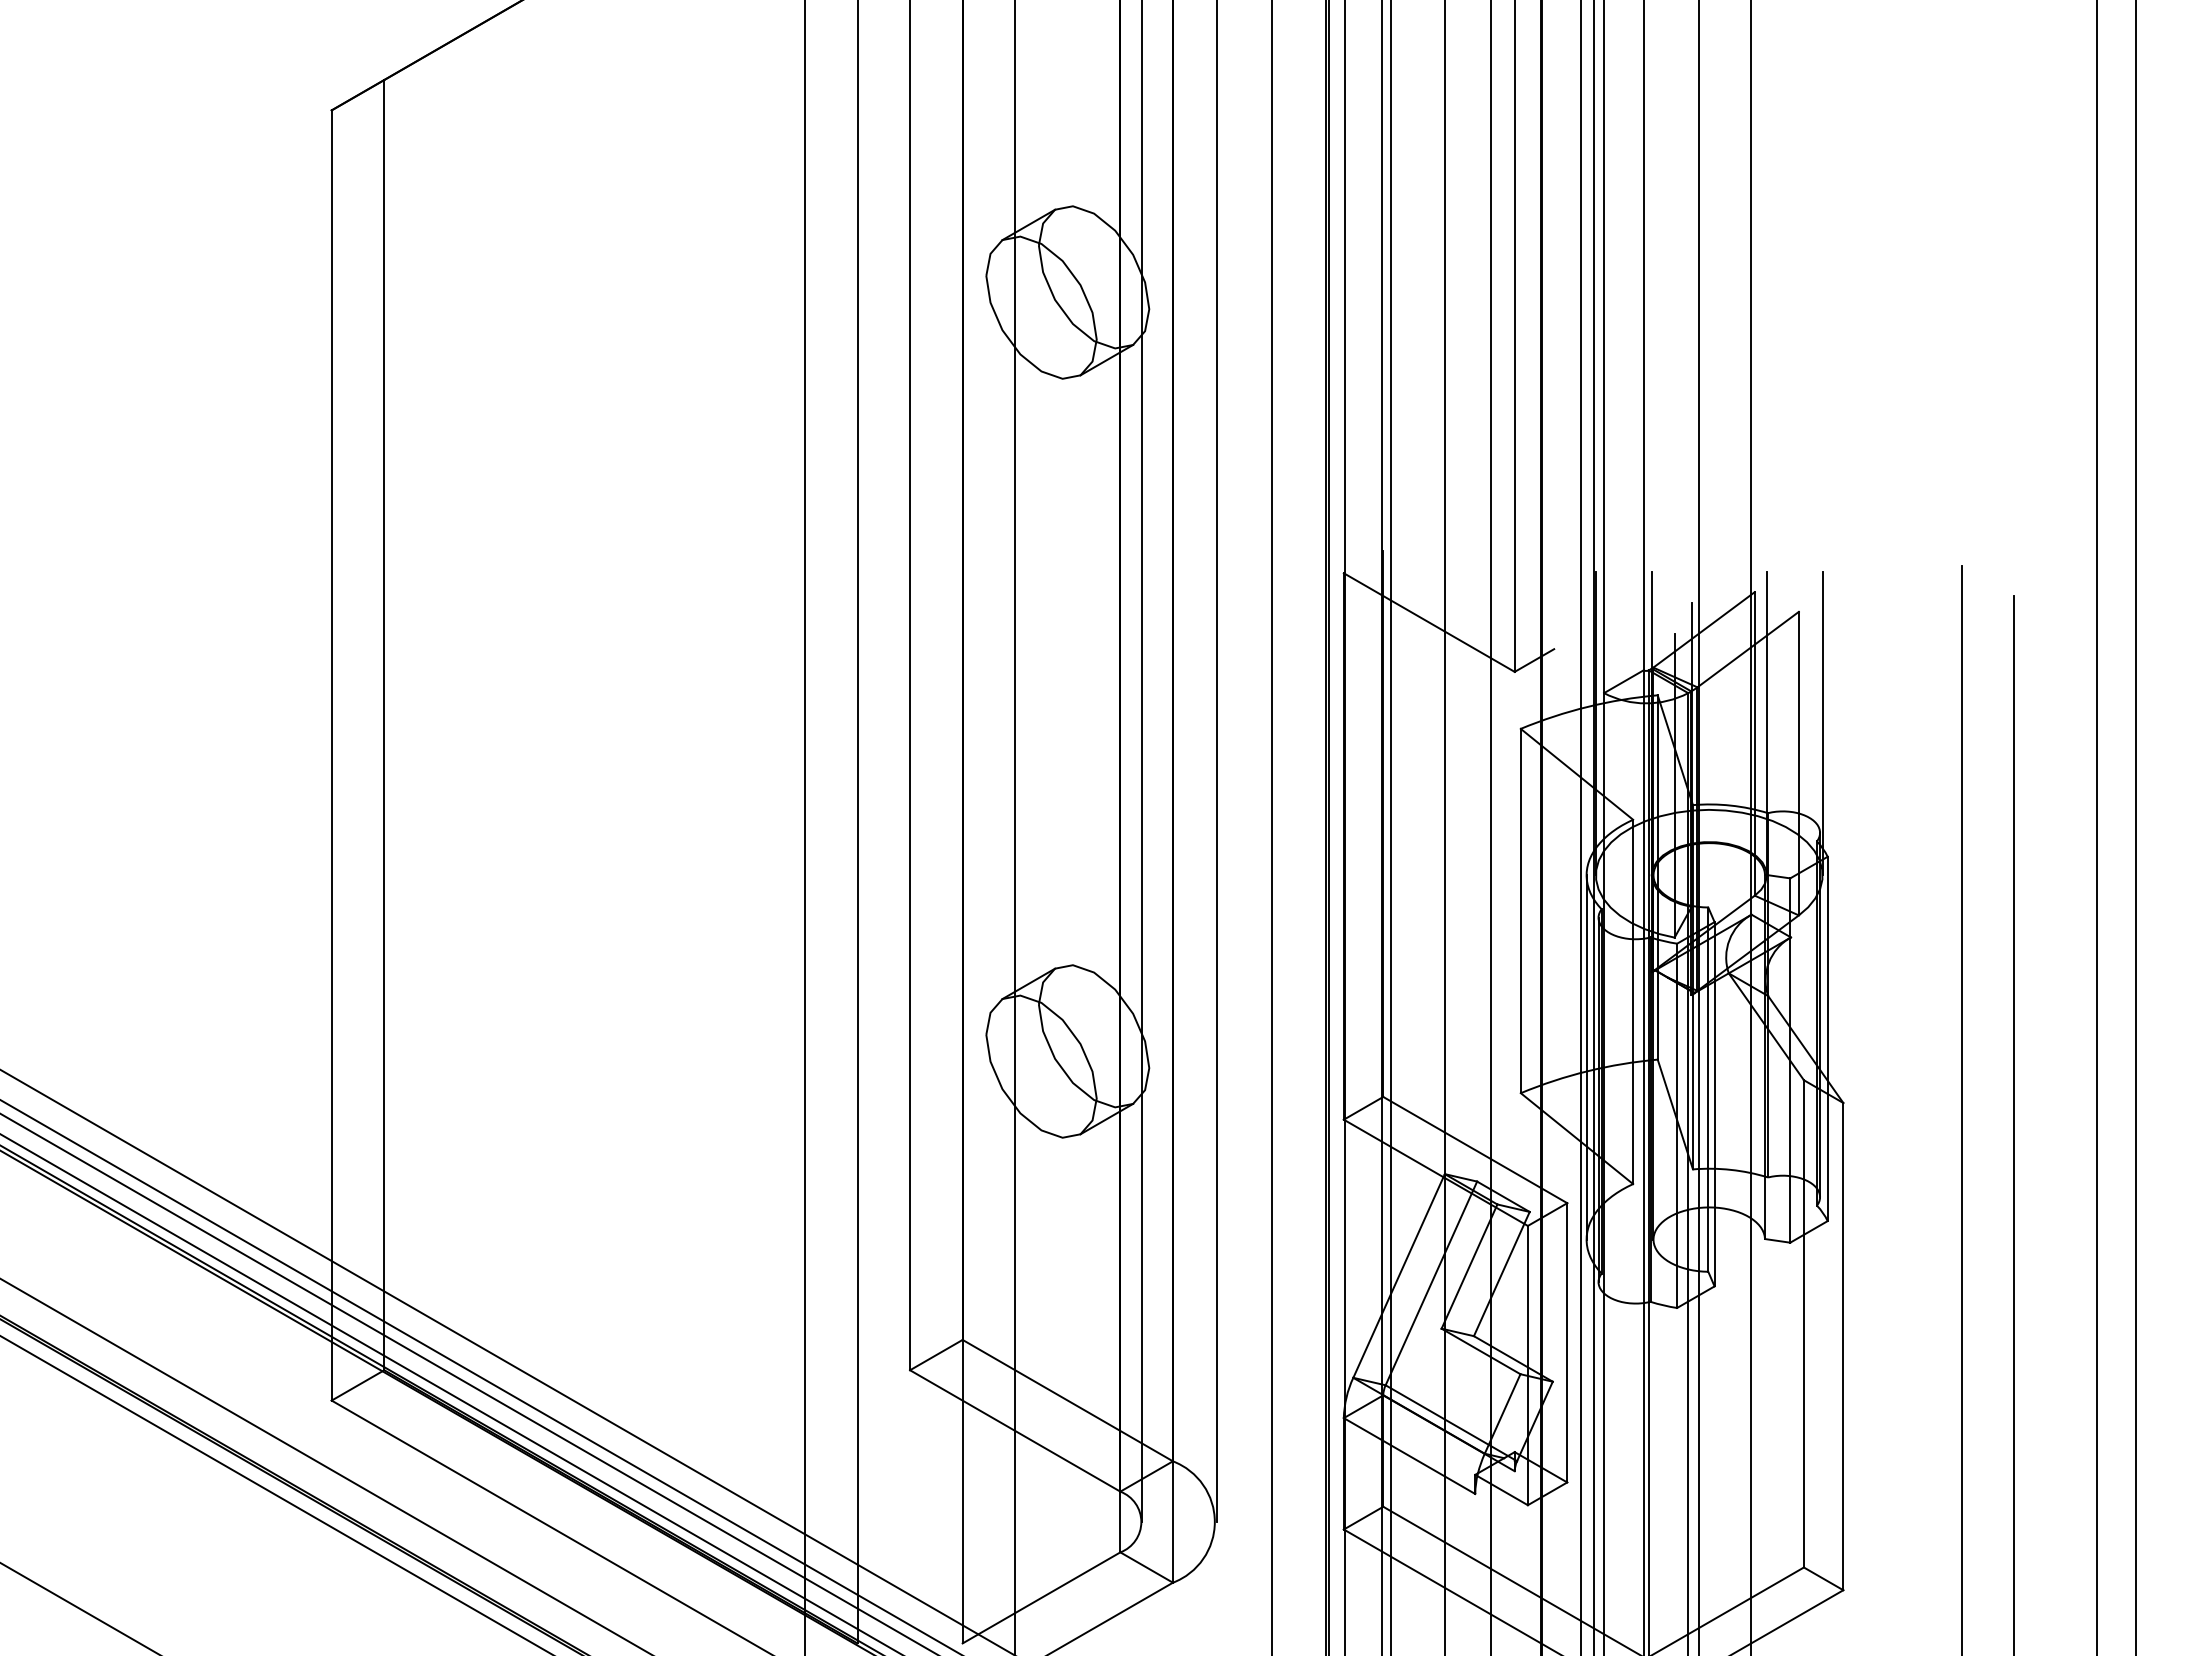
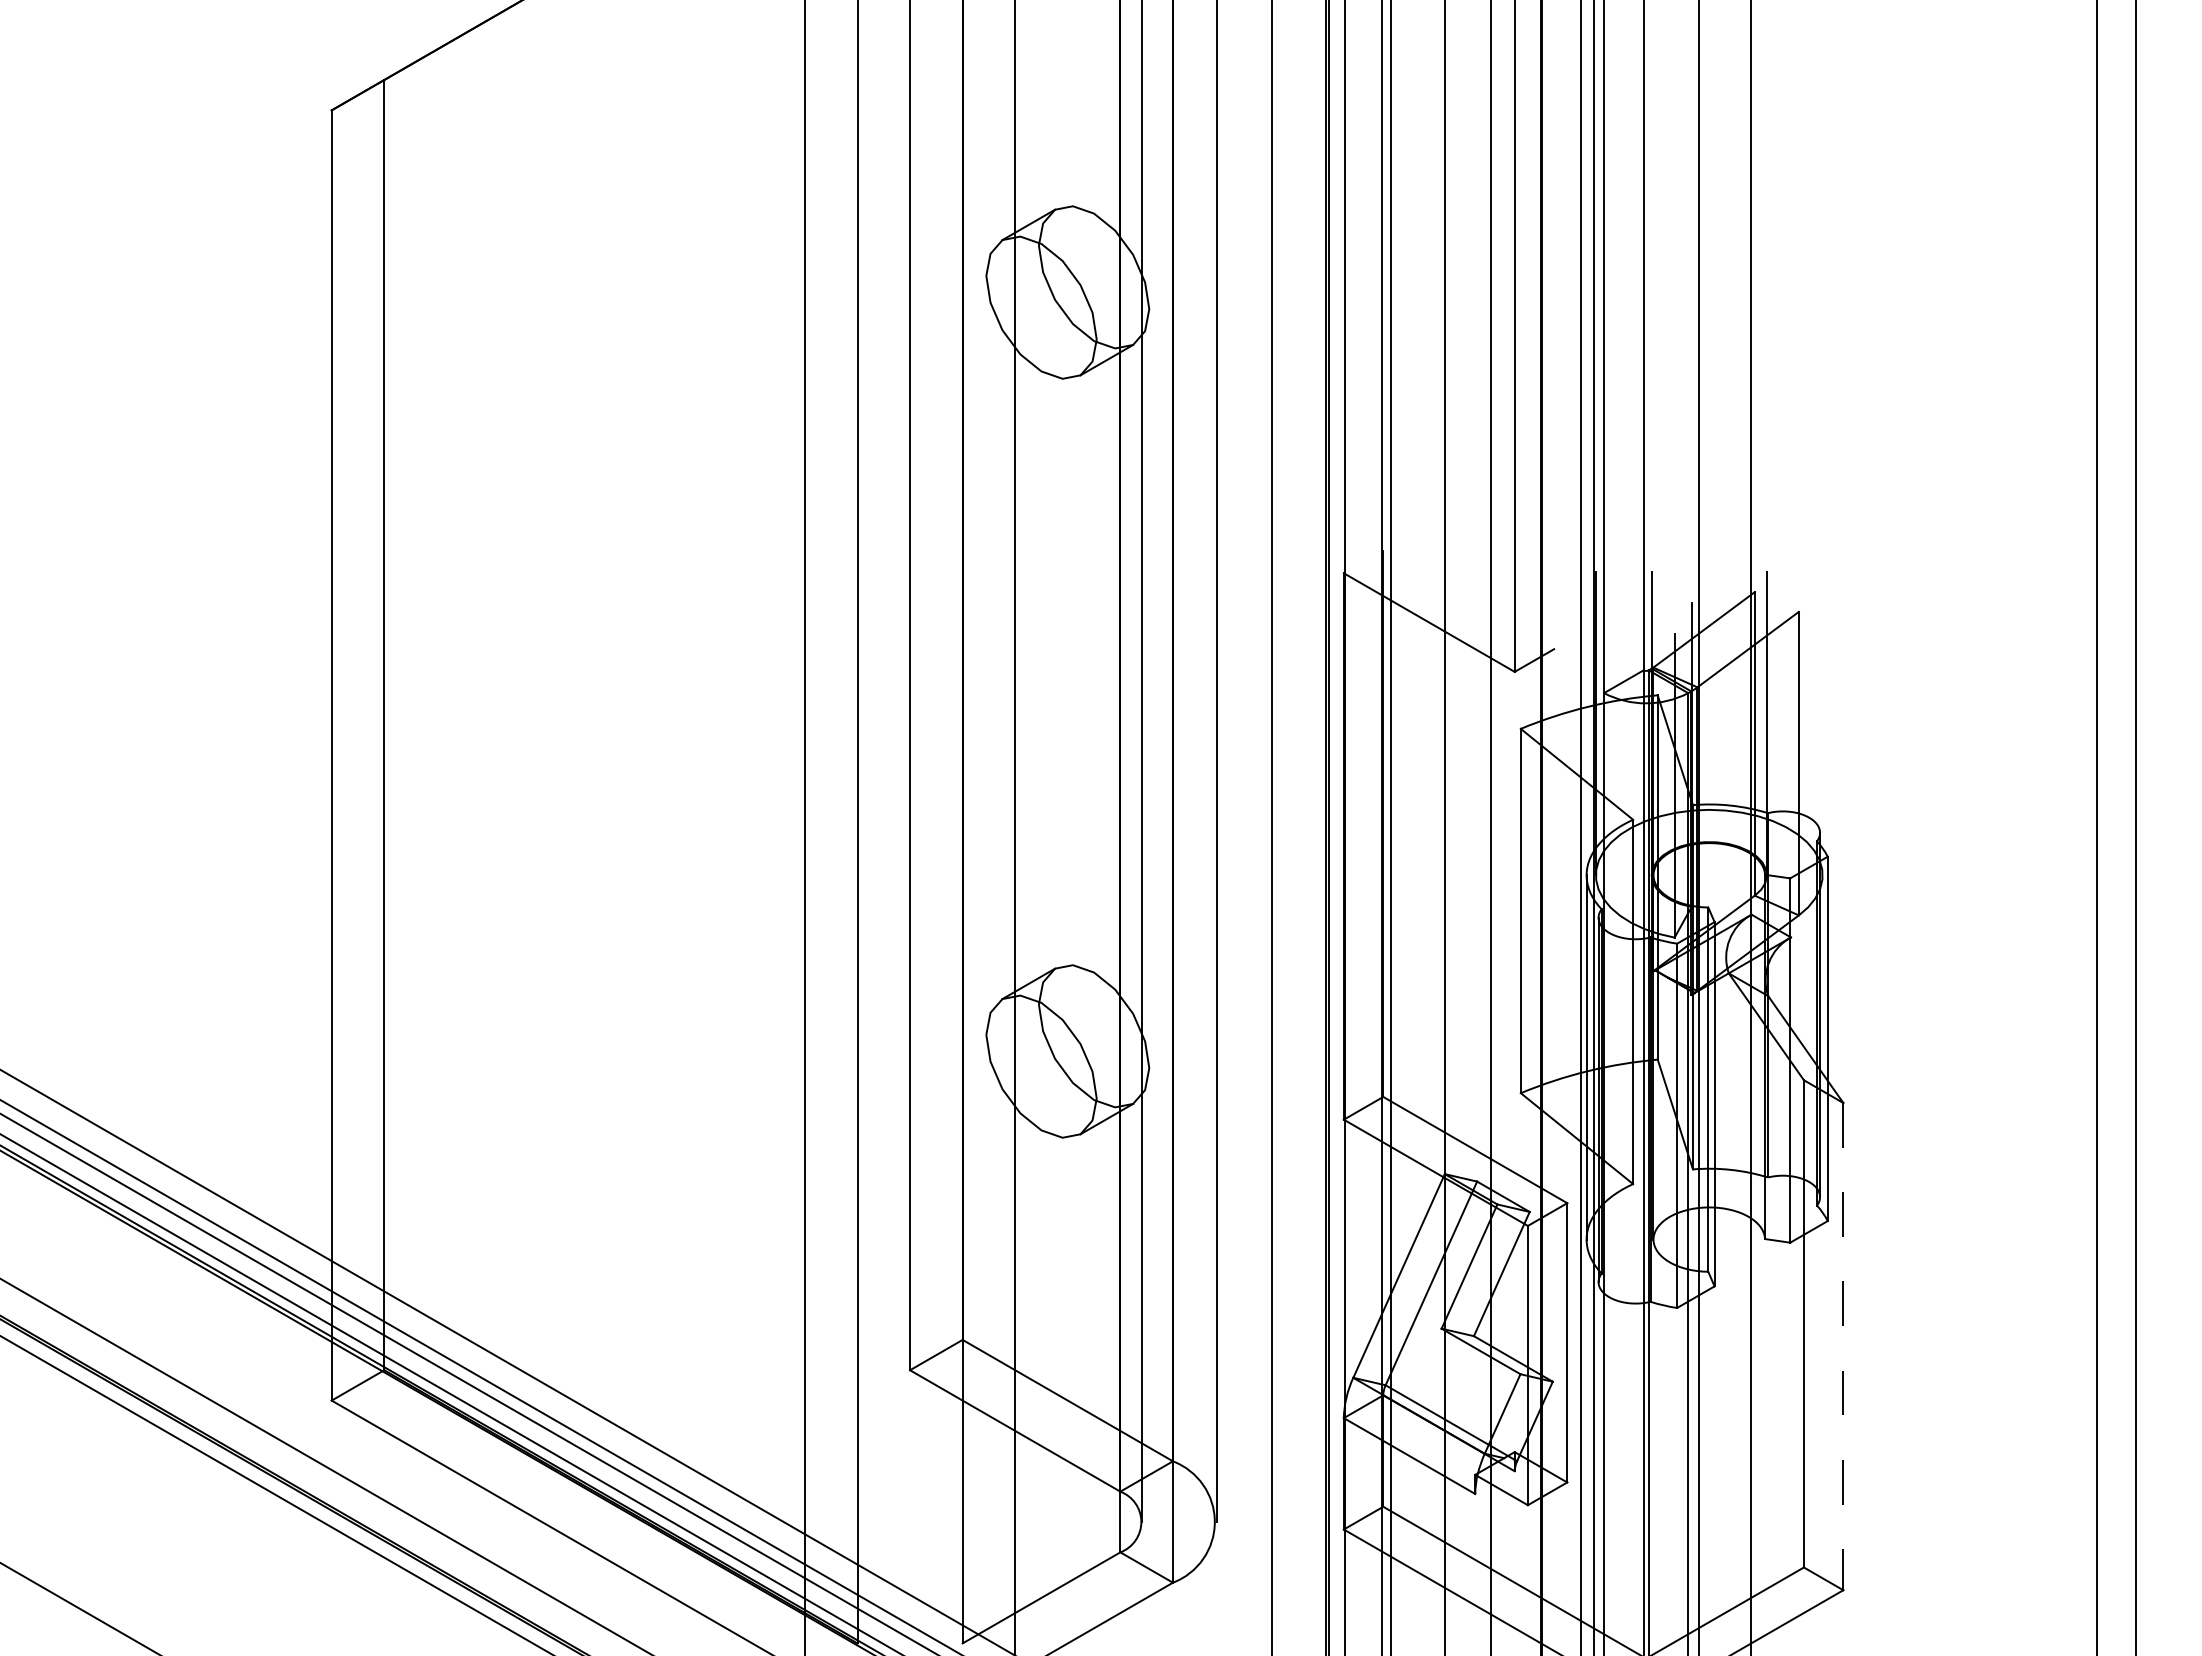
line: present -> none (1822, 723)
line: present -> none (1961, 1108)
line: present -> none (2014, 1124)
line: solid -> dashed (1843, 1346)
